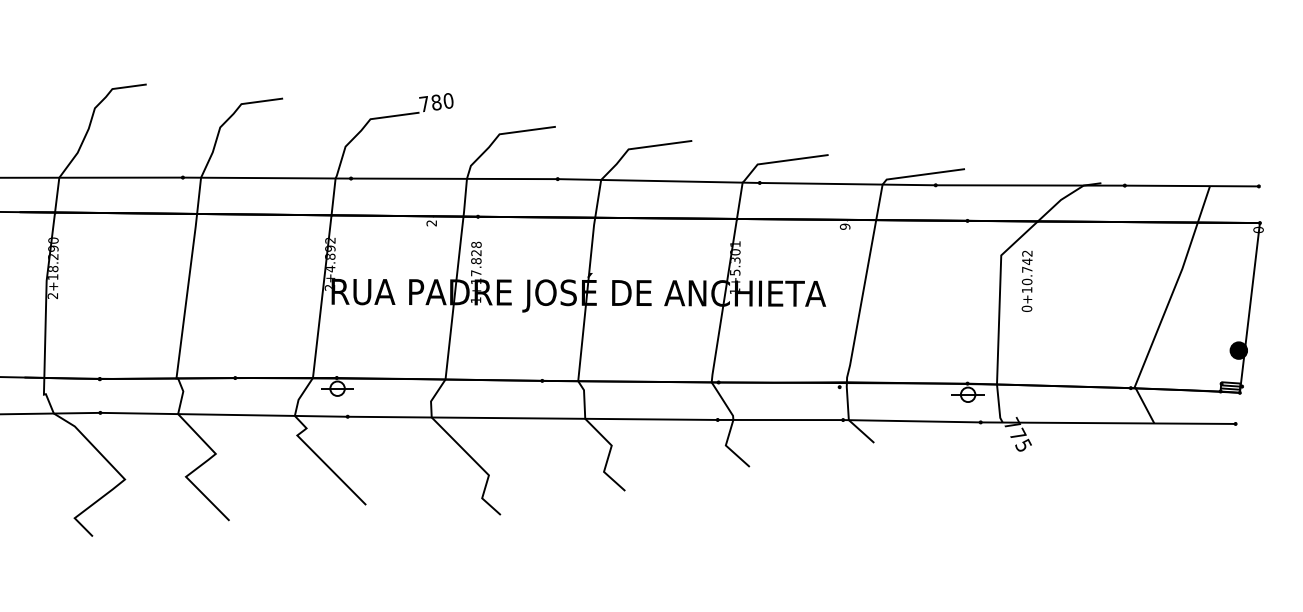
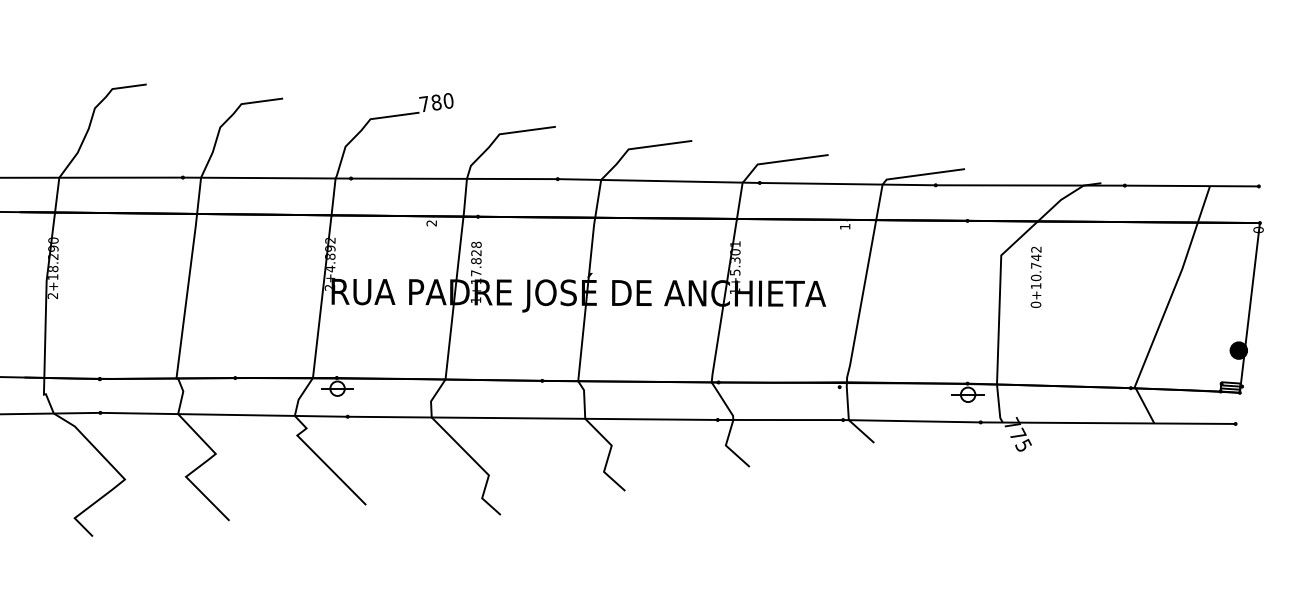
text: 9 -> 1 (844, 226)
text position: (1026, 281) -> (1035, 277) (1035, 277)
